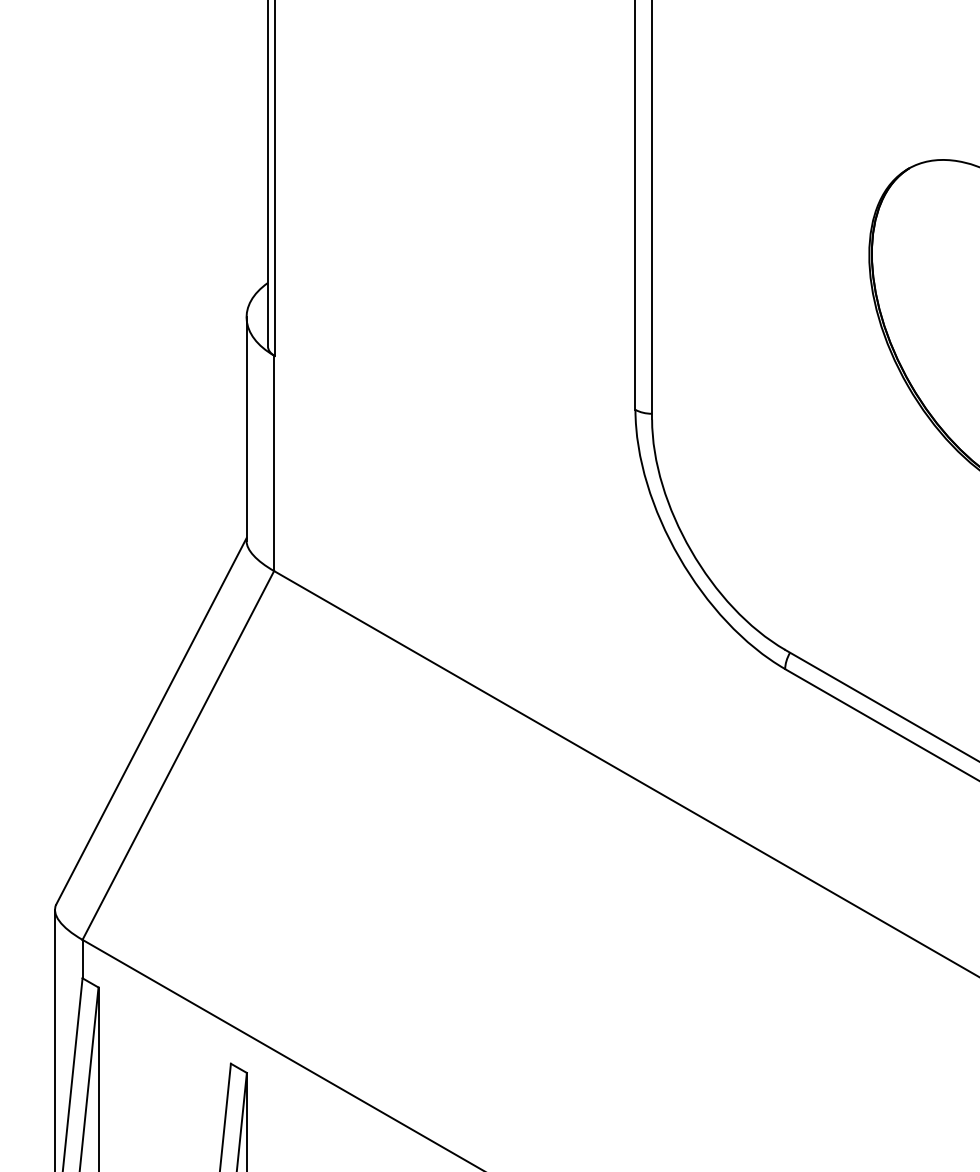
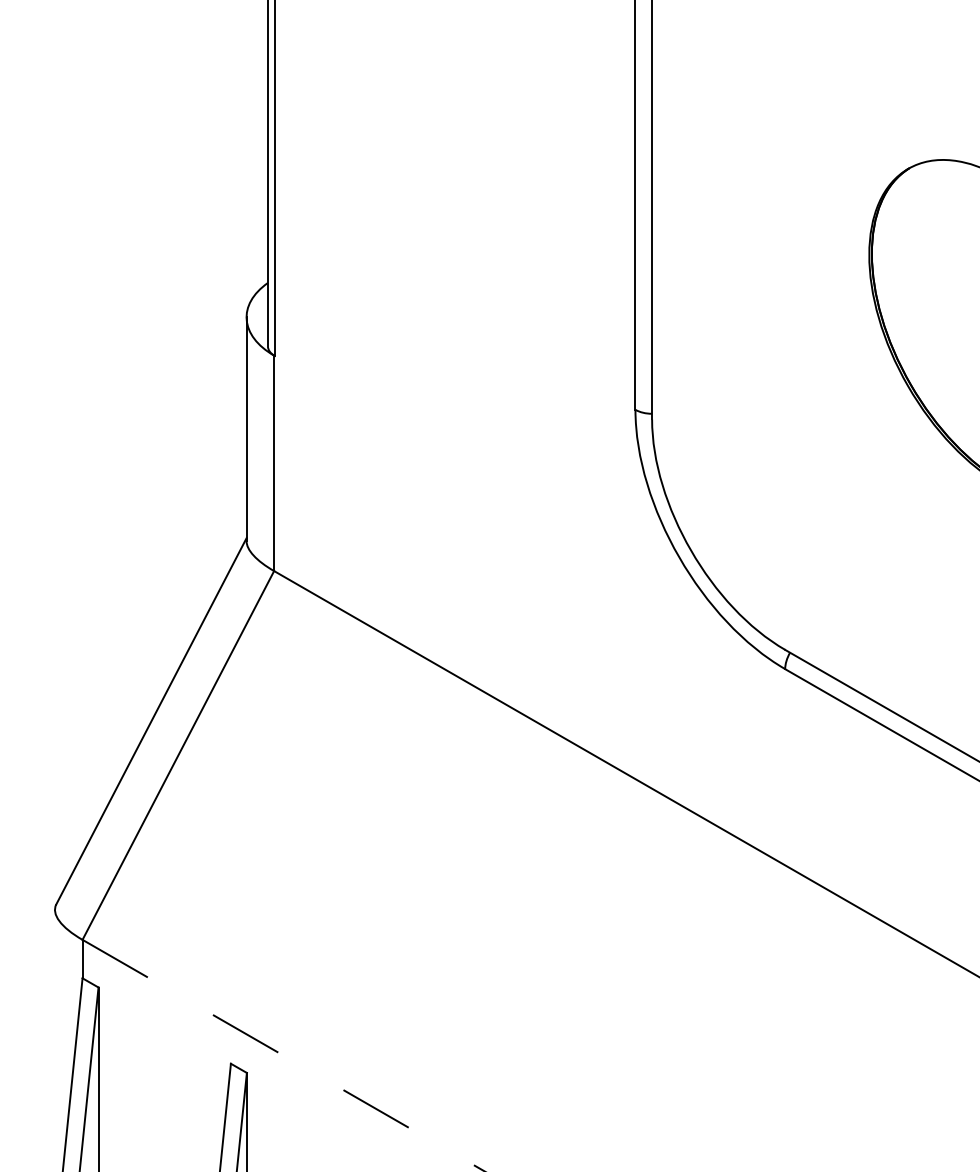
line: present -> none (55, 1038)
line: solid -> dashed (284, 1056)
